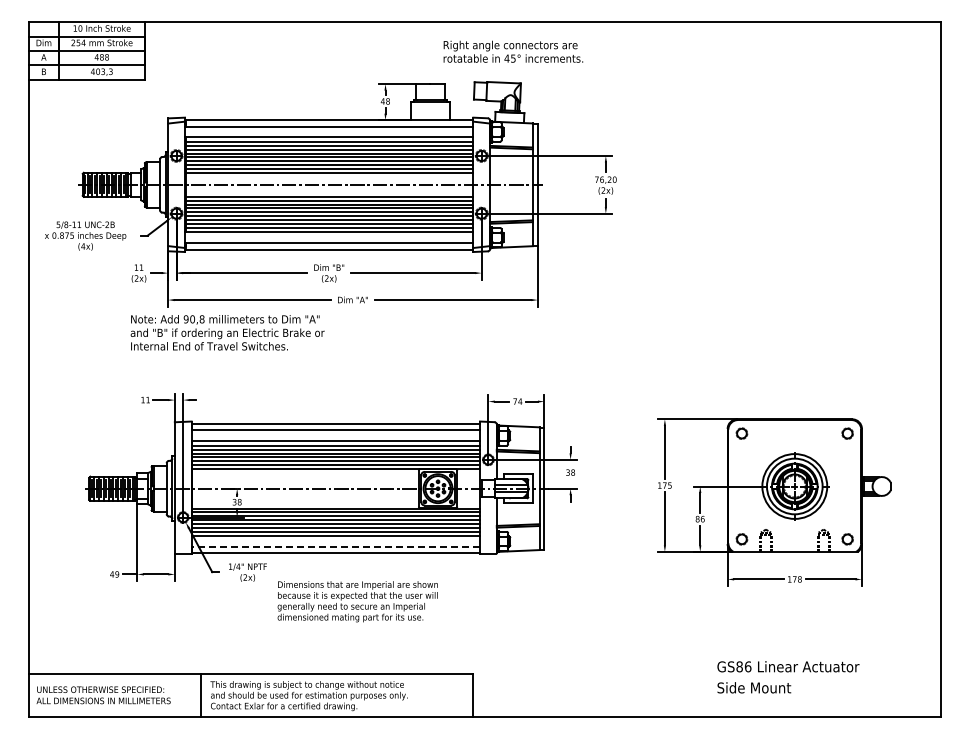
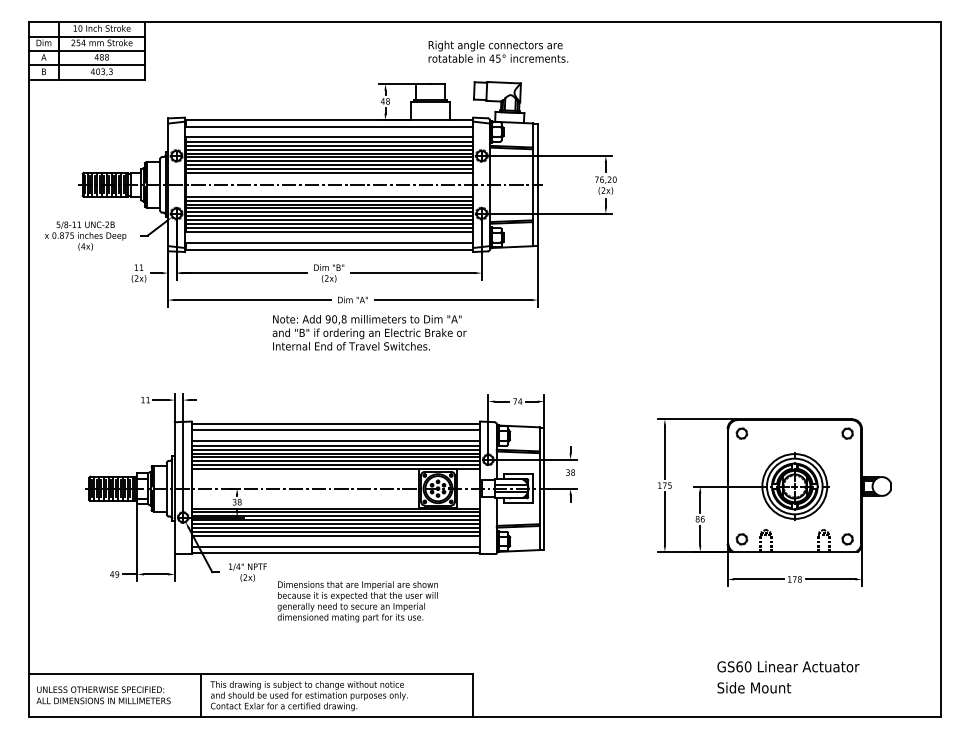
text position: (513, 51) -> (498, 51) (498, 51)
text position: (227, 332) -> (369, 332) (369, 332)
line: dashed -> solid (335, 546)
text: GS86 -> GS60 (743, 666)
